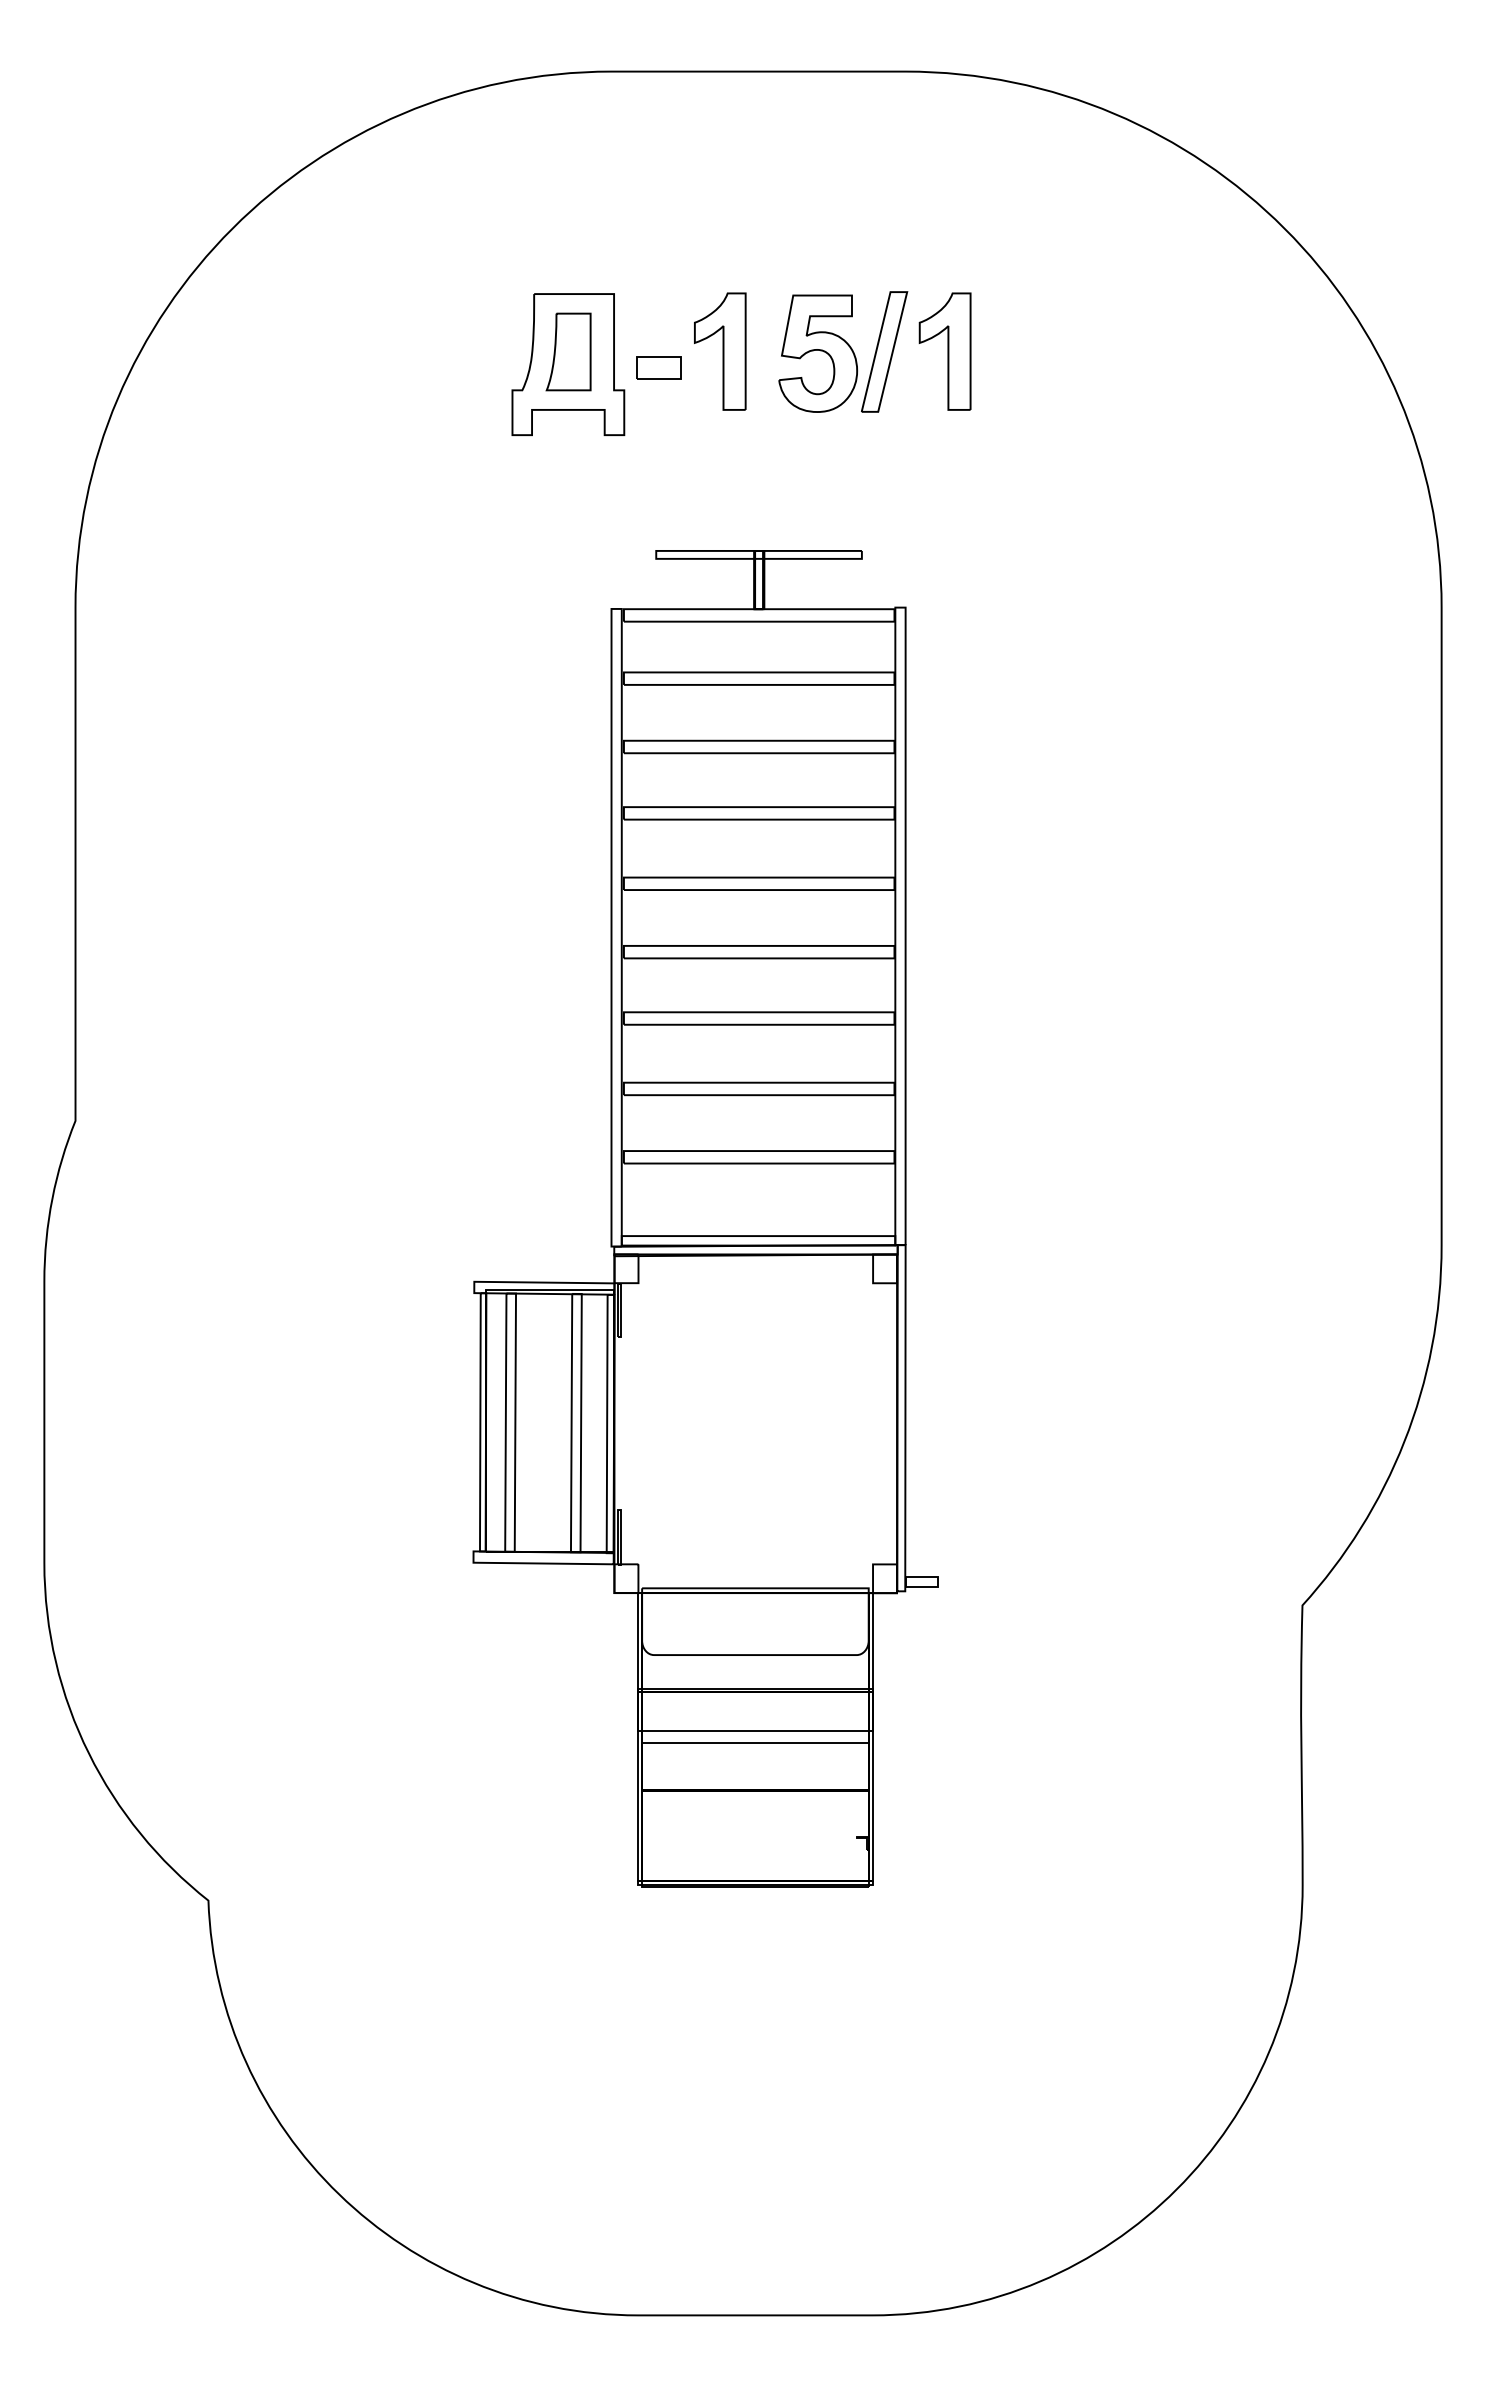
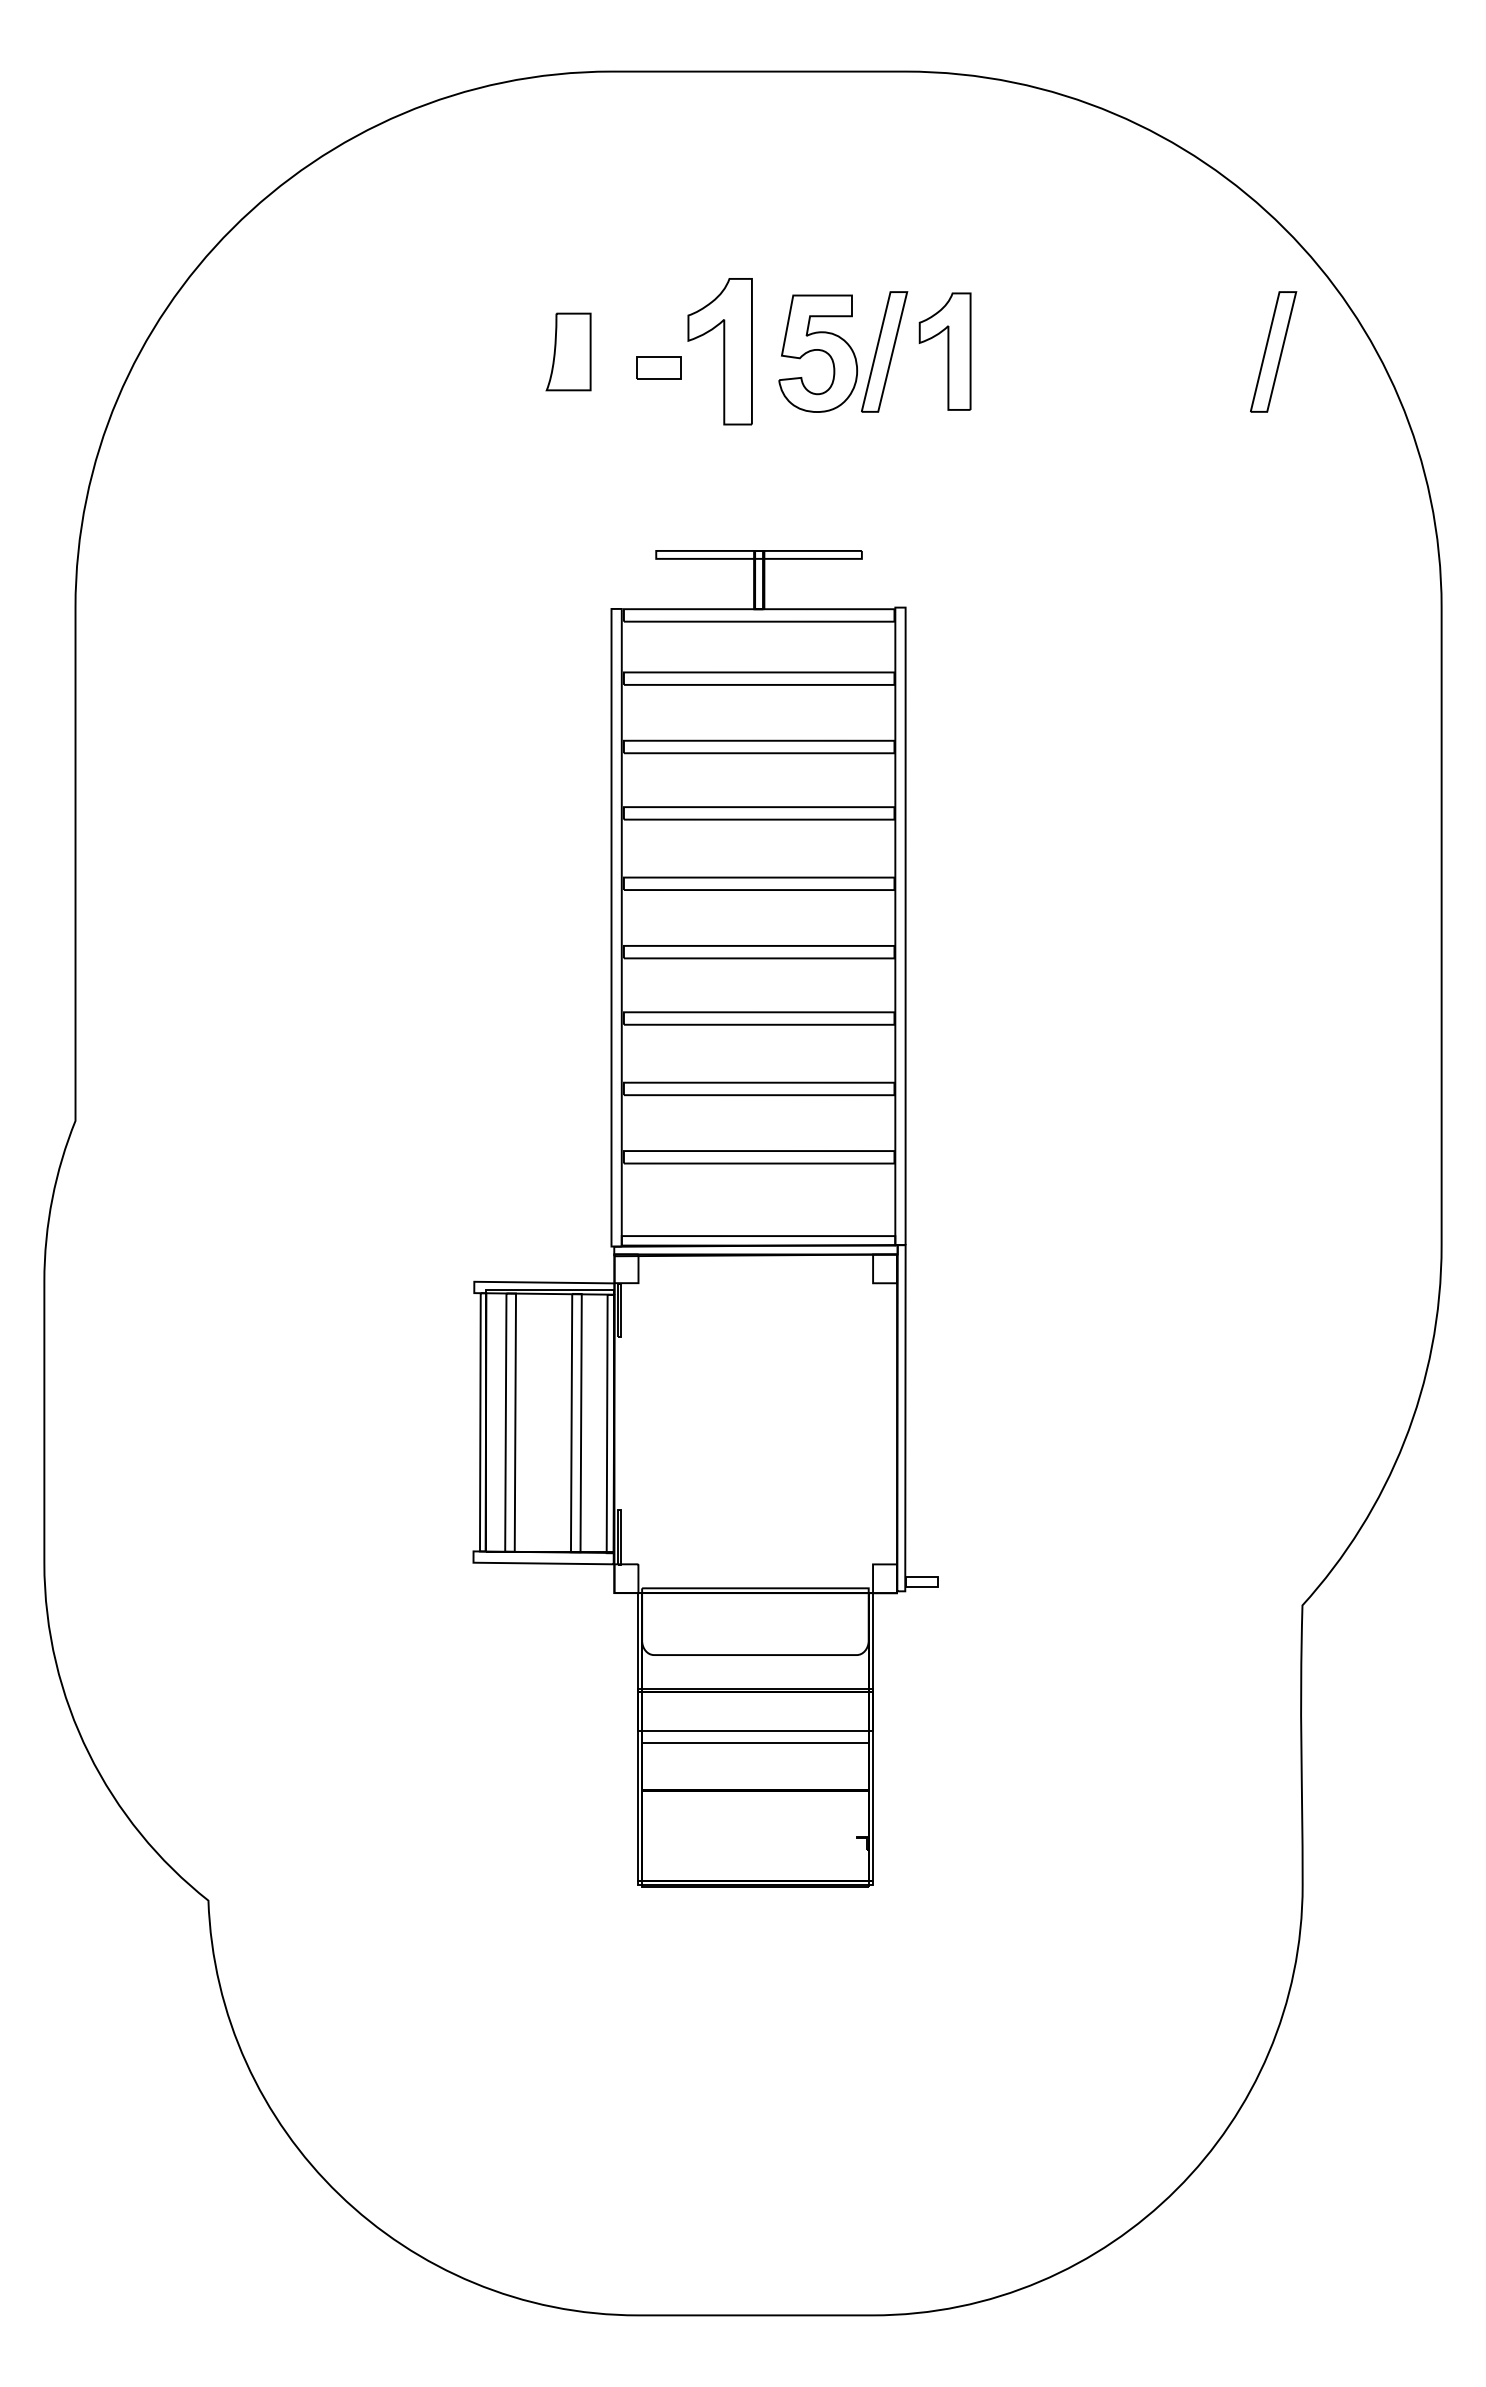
part size: 53x119 px -> 66x148 px (719, 351)
part: none -> present (1273, 351)
part: present -> none (568, 364)
